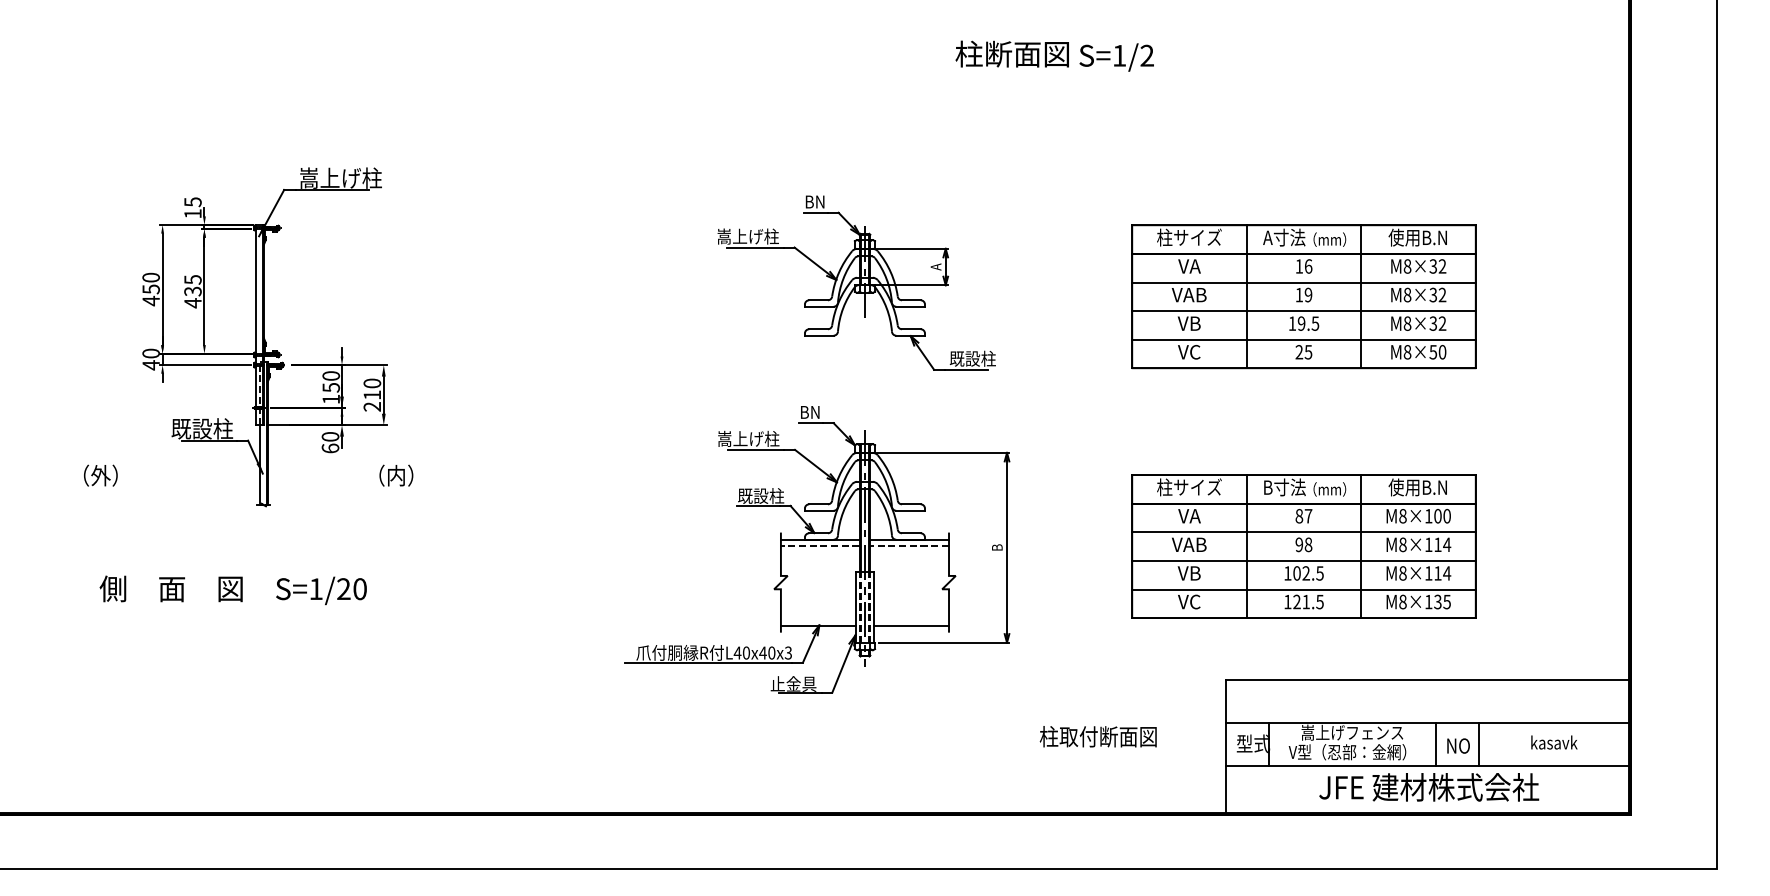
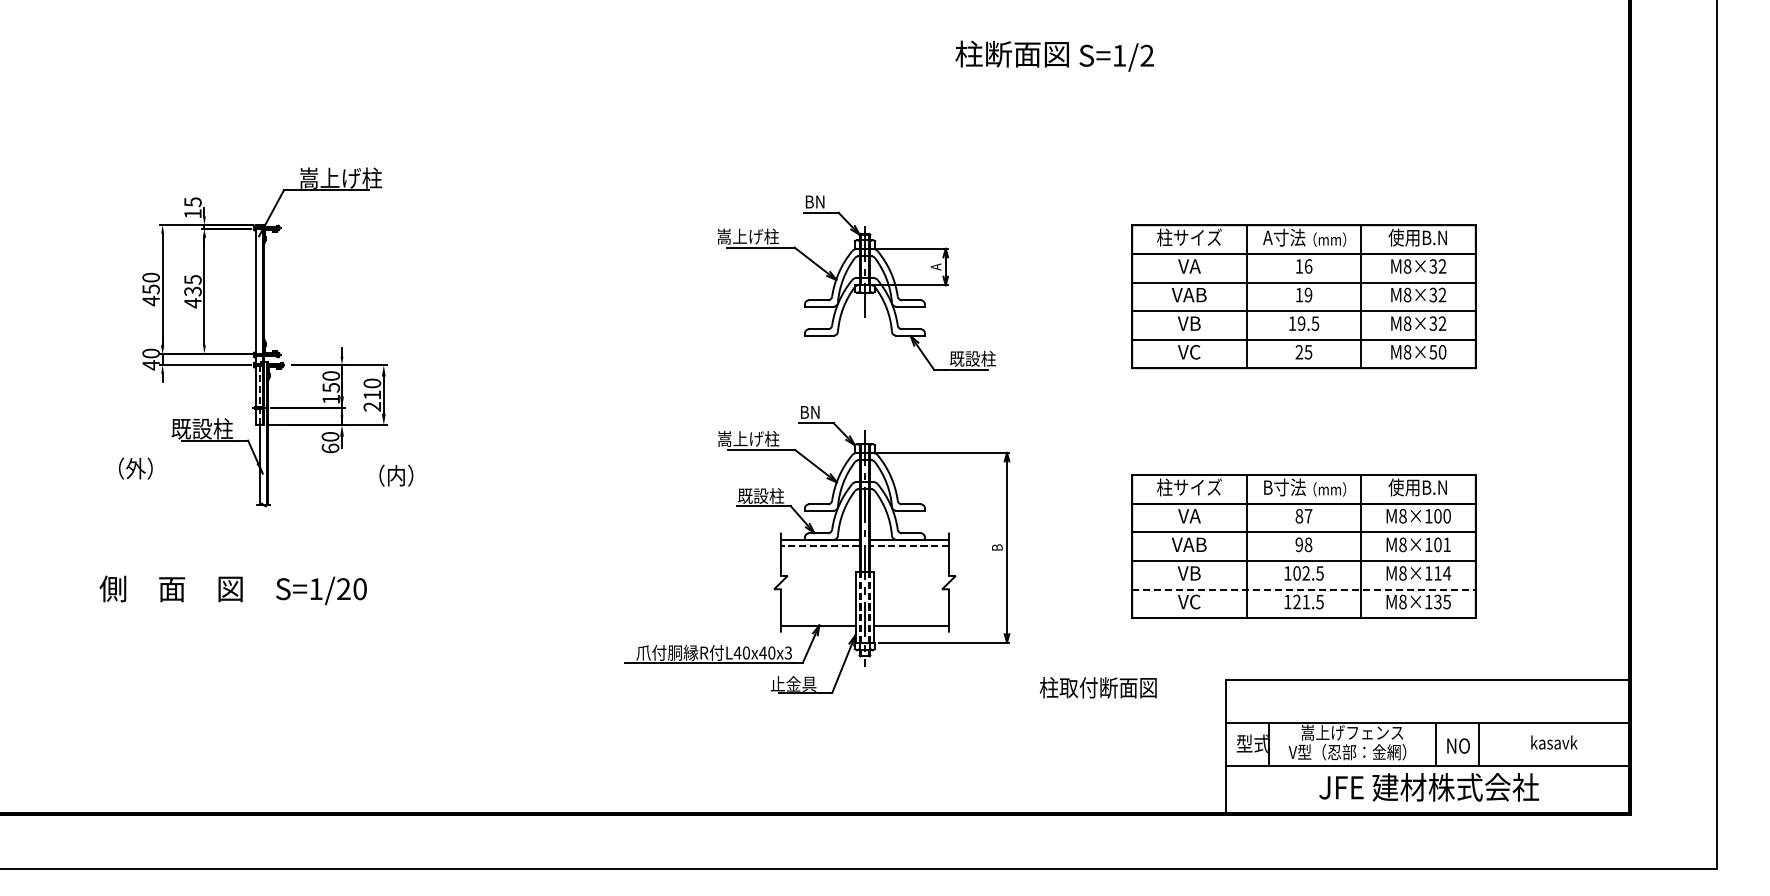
text position: (100, 475) -> (135, 468) (135, 468)
text: M8×114 -> M8×101 (1442, 544)
line: solid -> dashed (1304, 589)
text position: (1097, 736) -> (1097, 687) (1097, 687)
